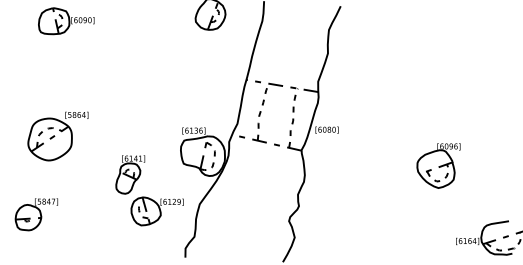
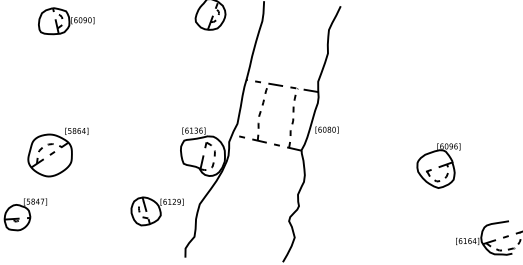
part position: (57, 136) -> (57, 152) (57, 152)
part: present -> none (130, 174)
part position: (36, 214) -> (25, 214) (25, 214)
